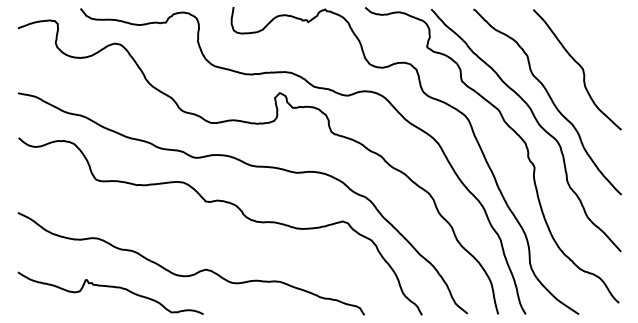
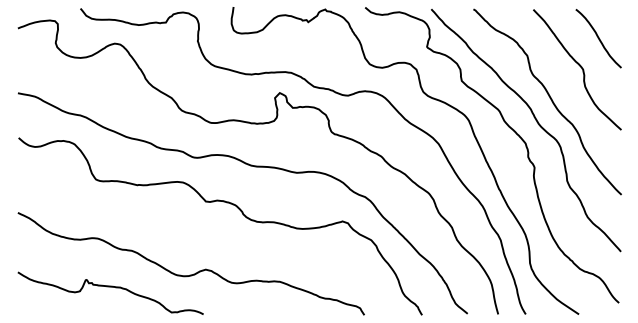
curve: none -> present (598, 38)
